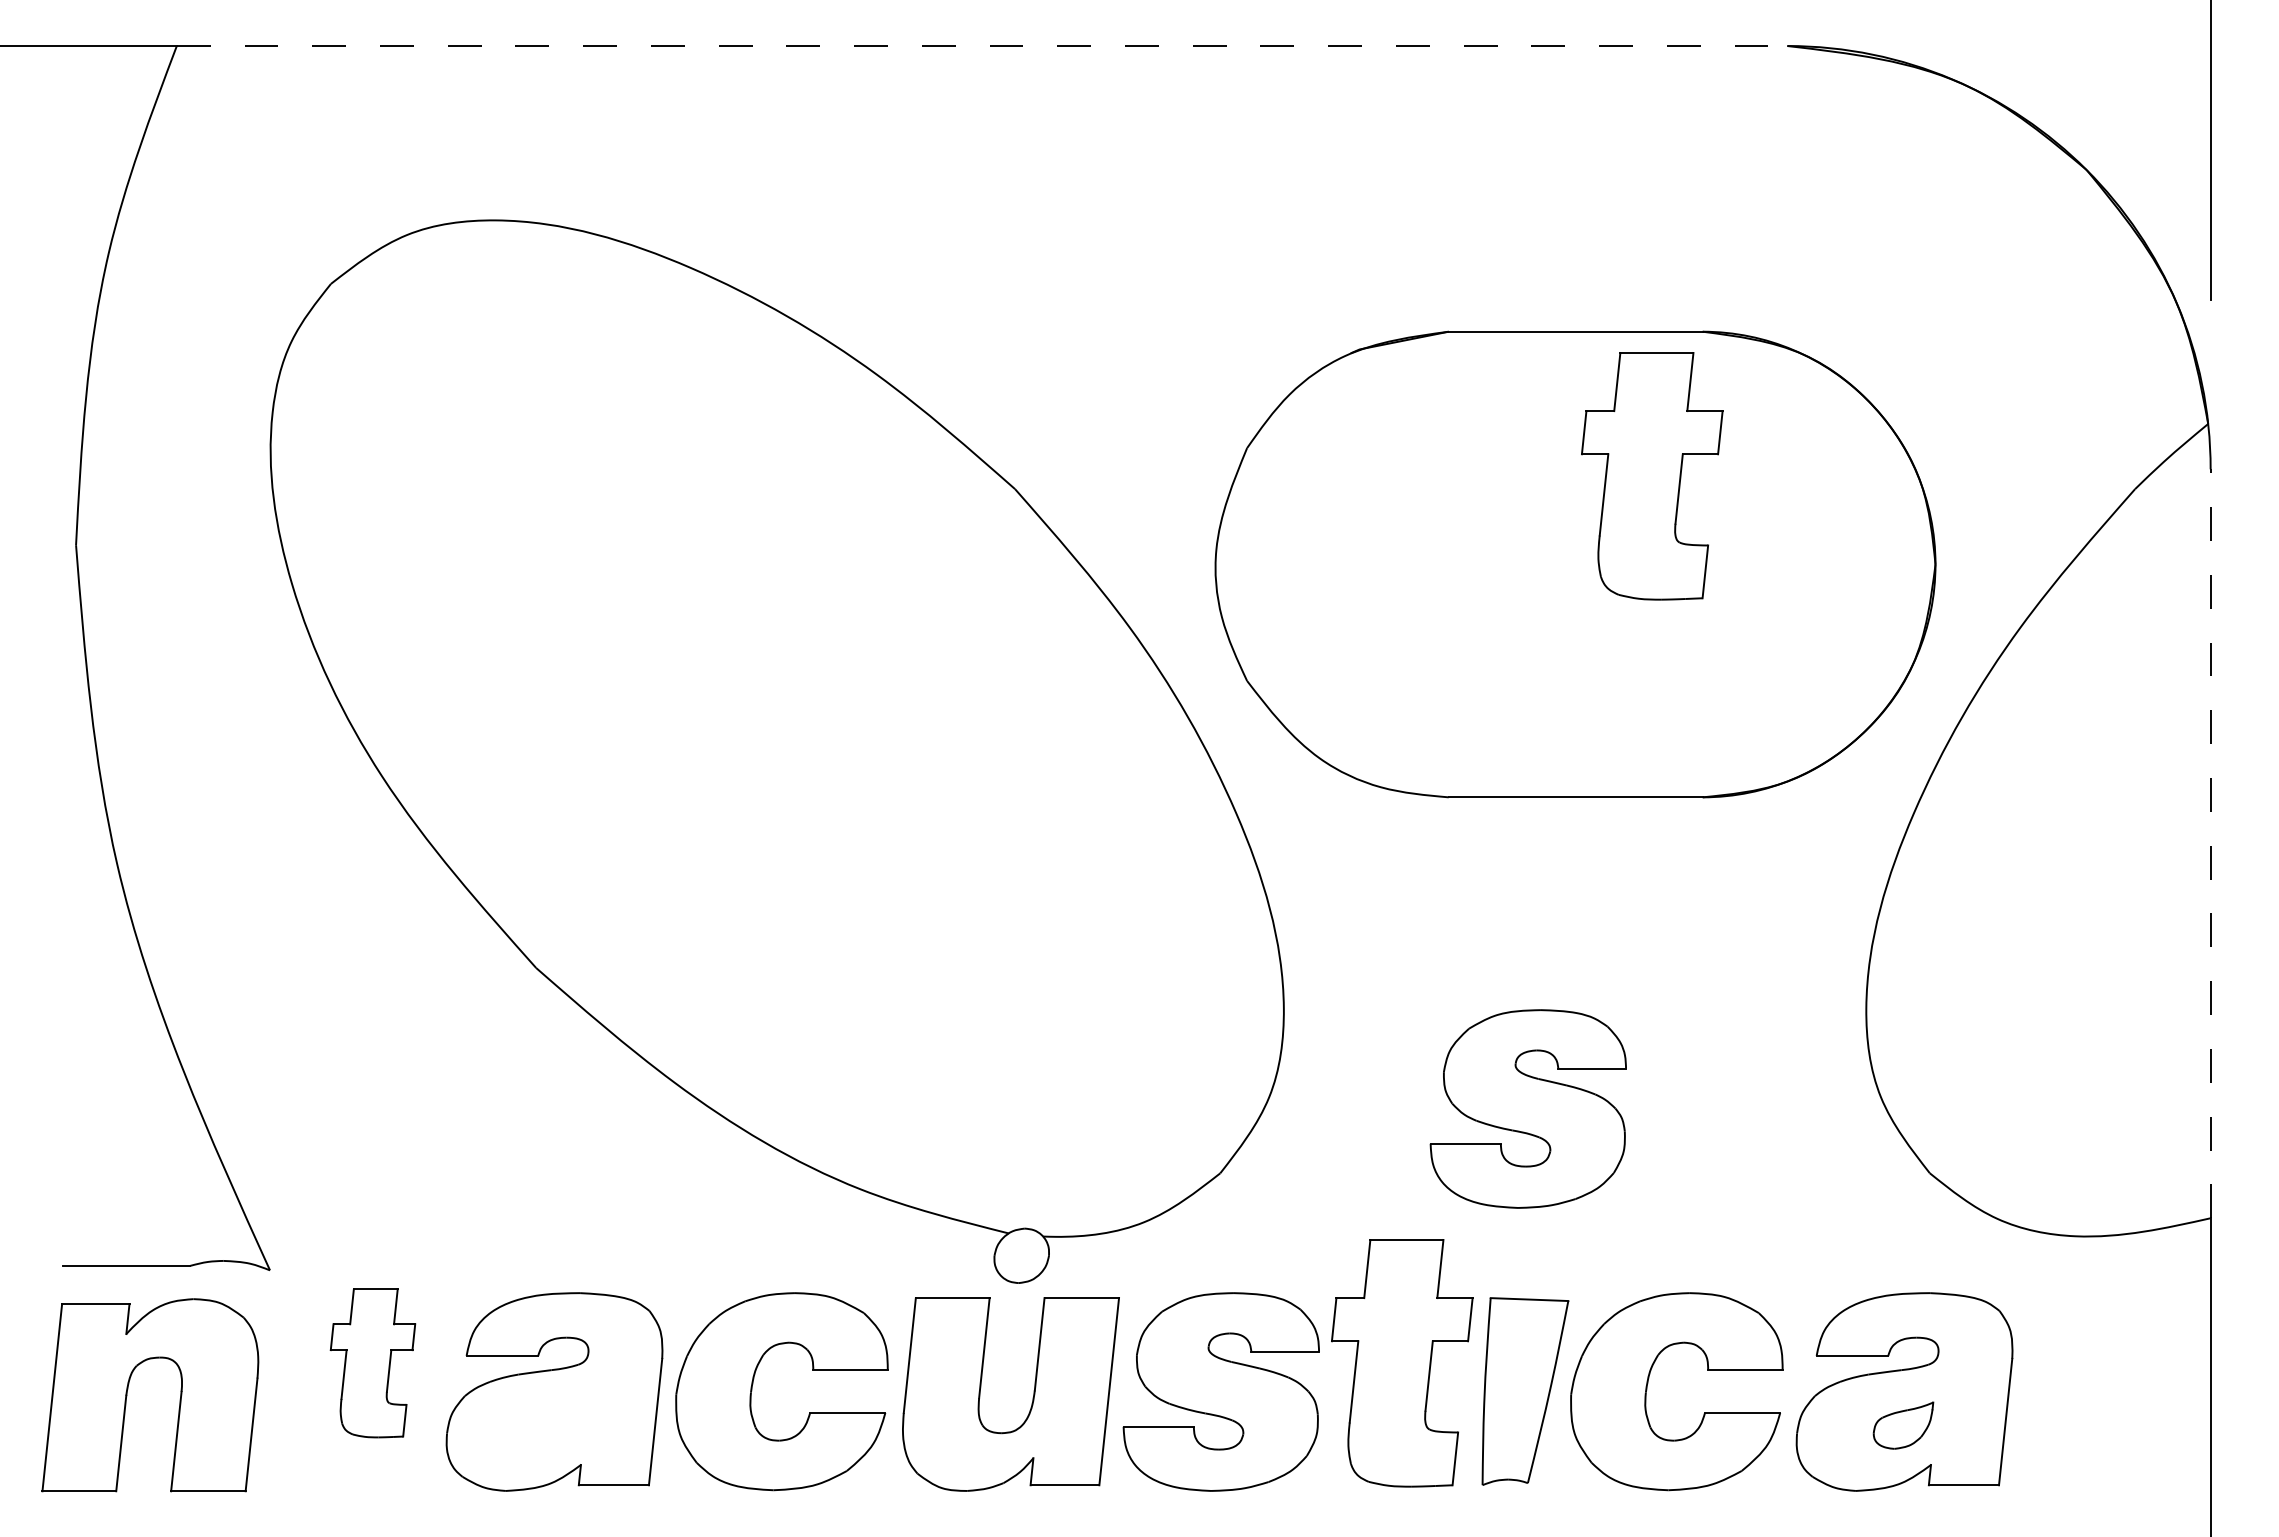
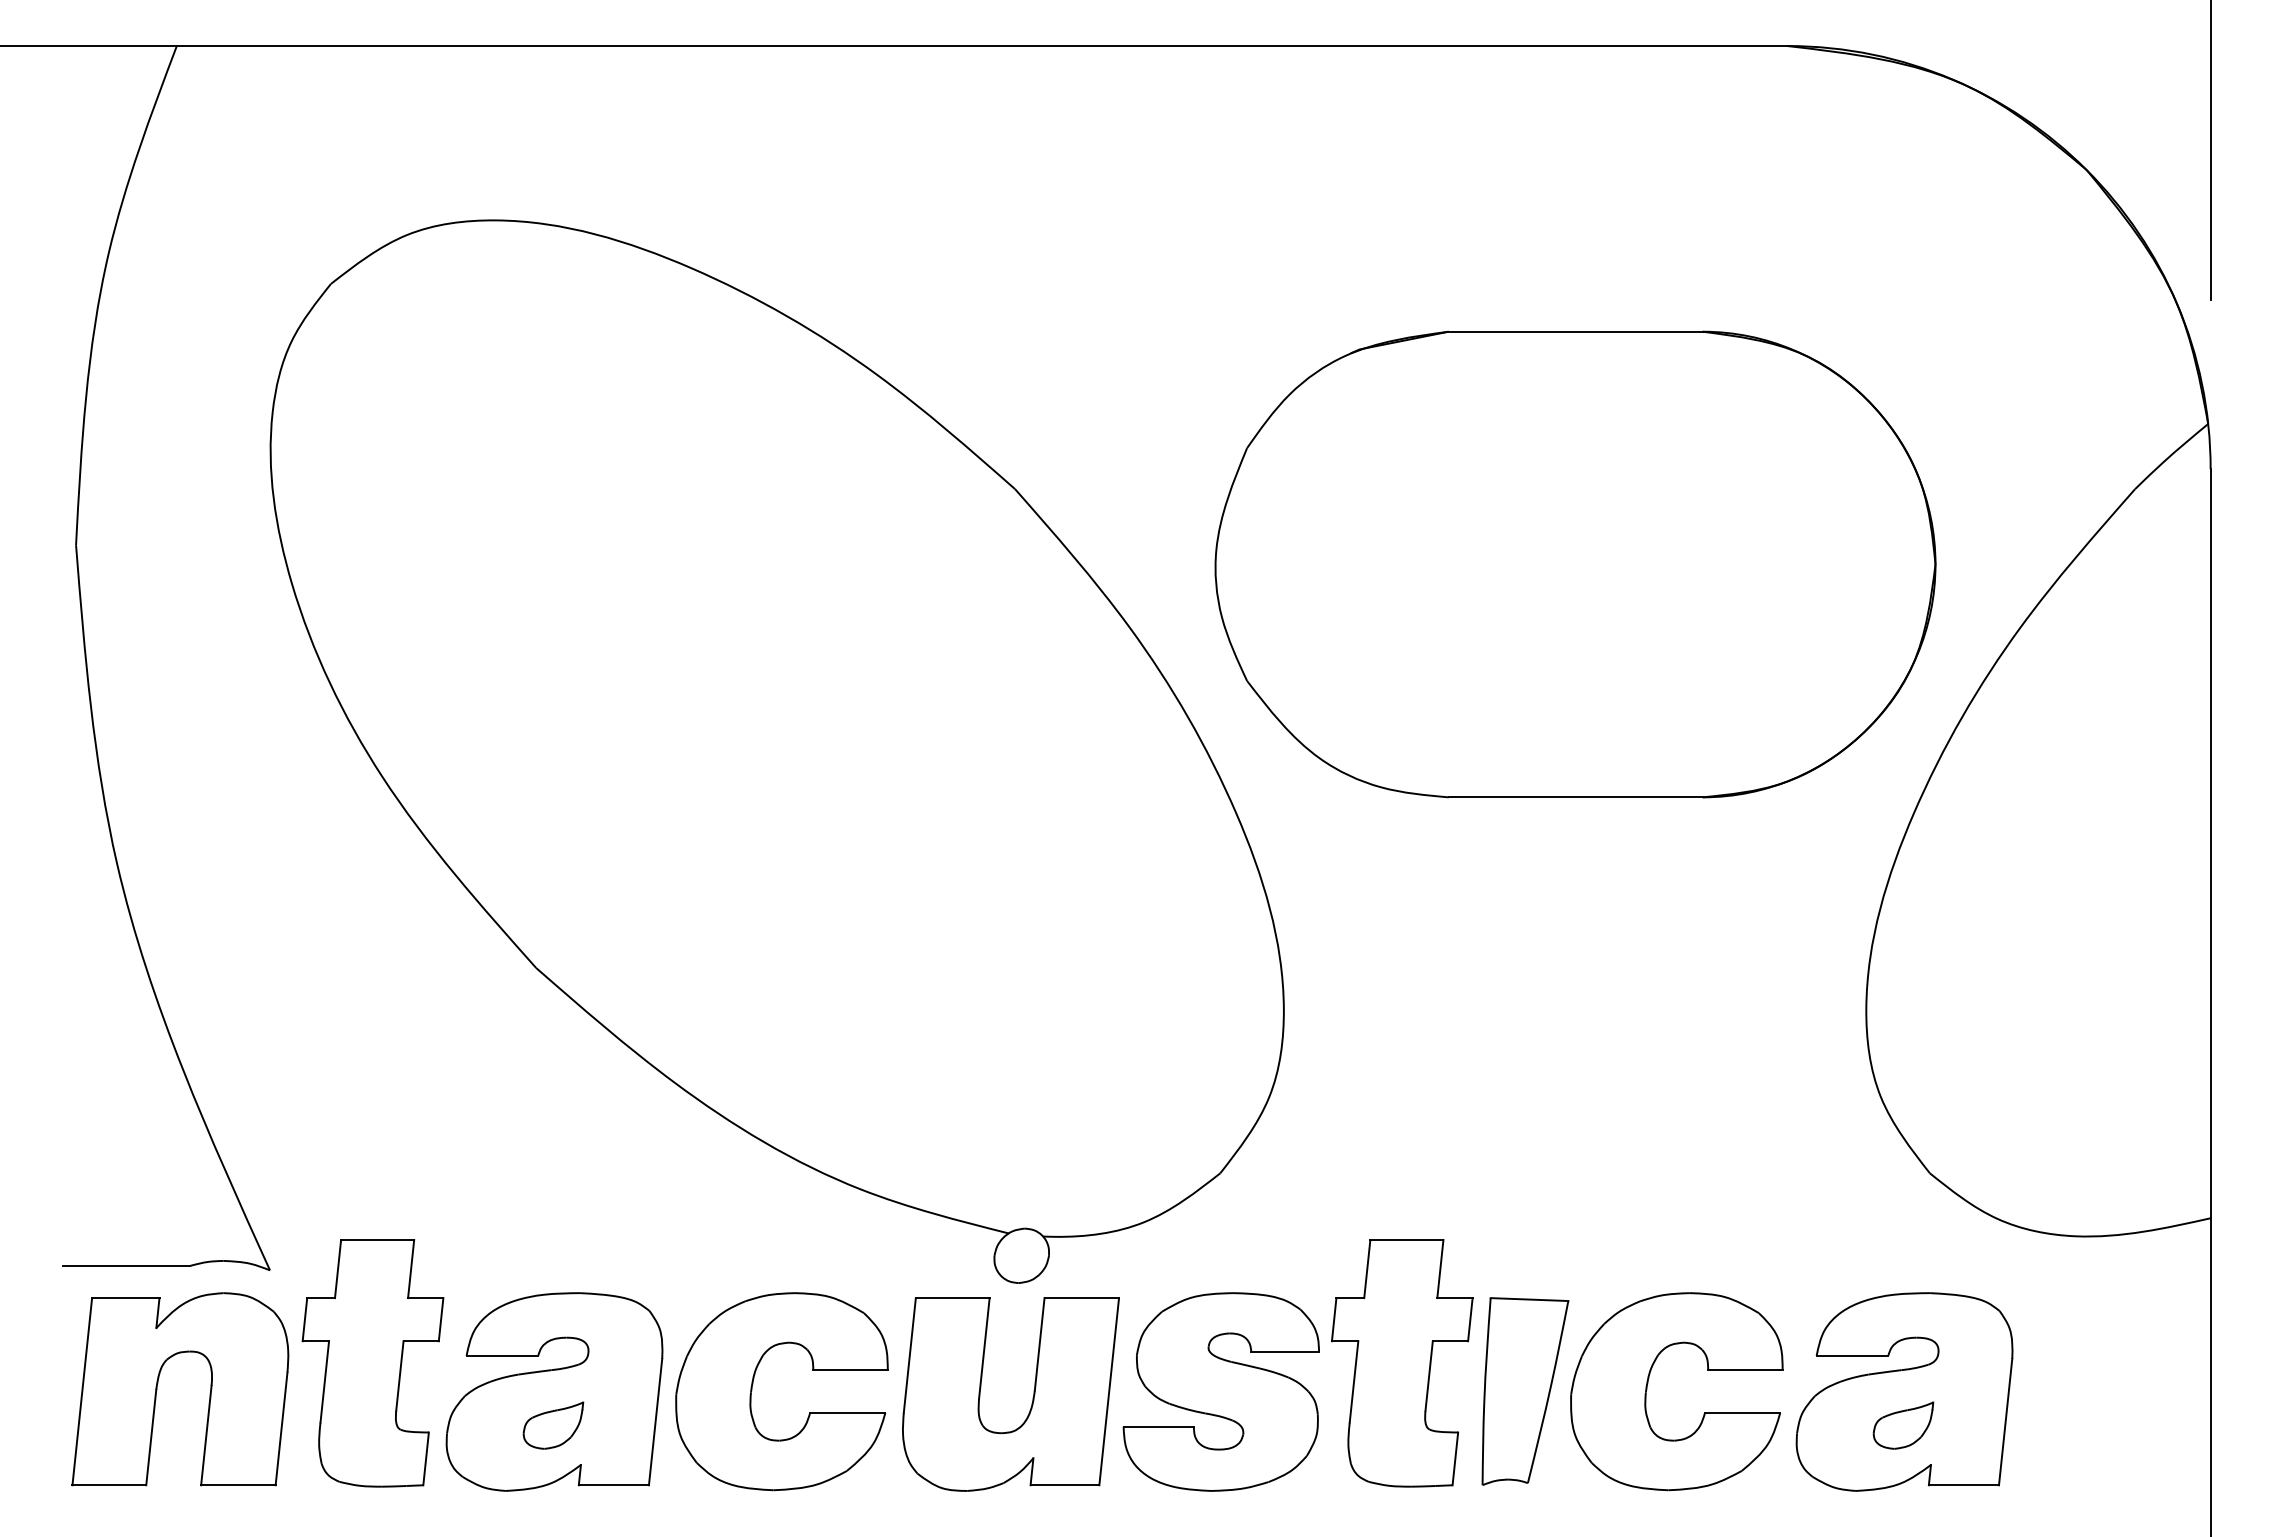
line: dashed -> solid (982, 46)
part: present -> none (1652, 476)
line: dashed -> solid (2210, 843)
part: present -> none (1527, 1108)
part size: 88x151 px -> 144x249 px (372, 1363)
part position: (128, 1389) -> (158, 1383) (158, 1383)
part: none -> present (553, 1425)
